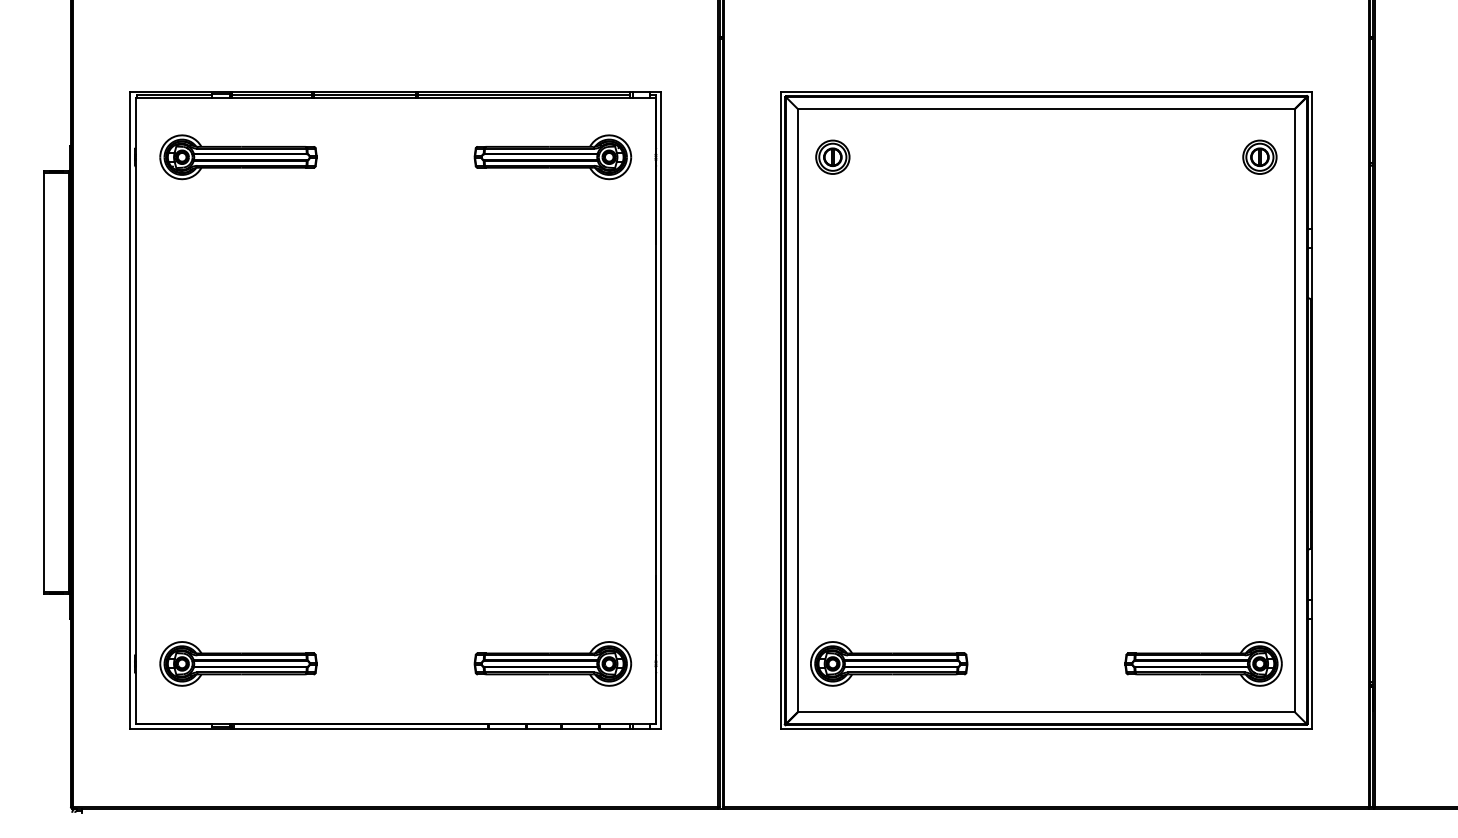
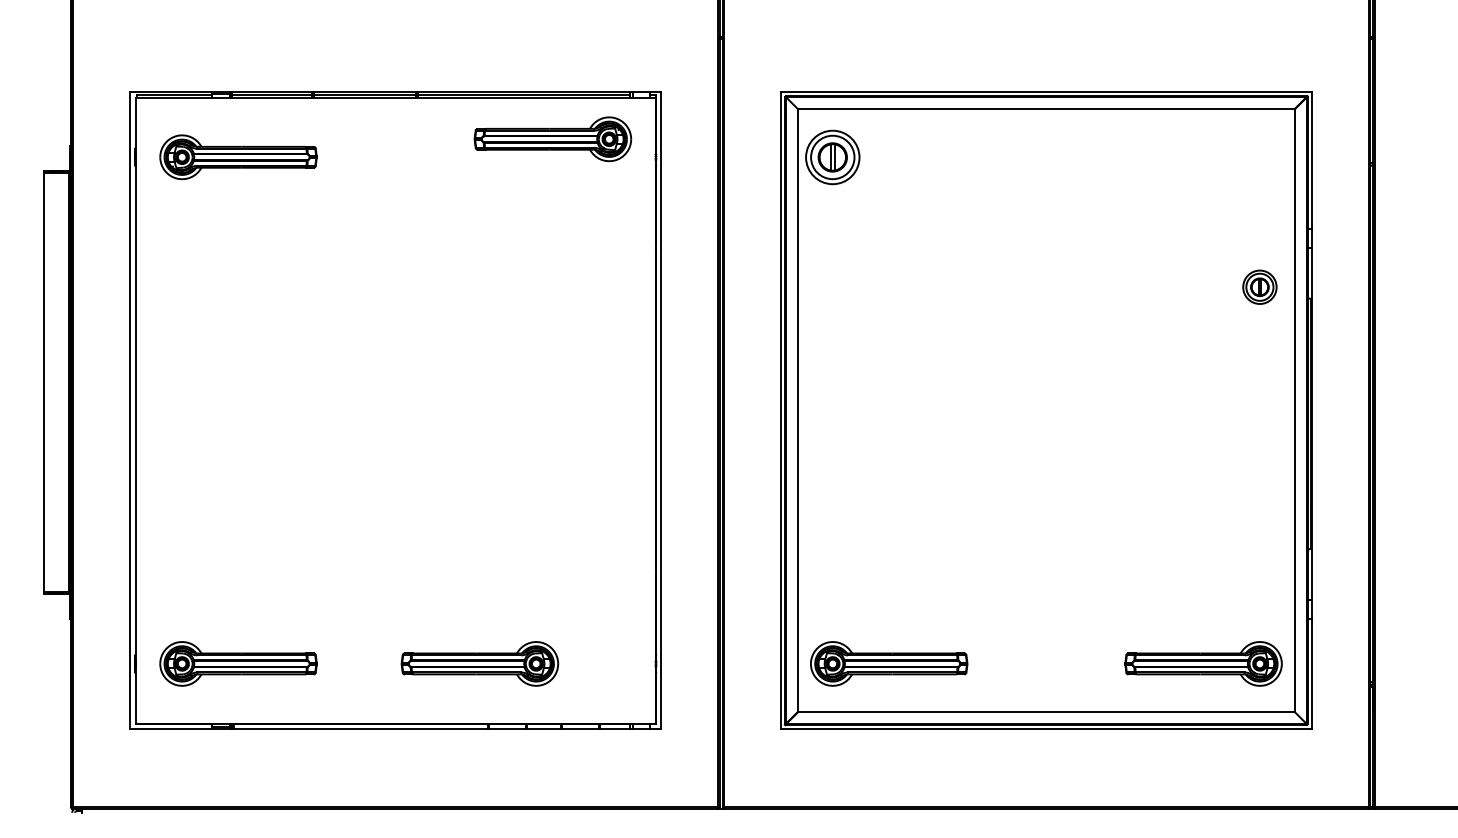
part size: 36x36 px -> 56x57 px (832, 157)
part position: (1259, 156) -> (1259, 286) (1259, 286)
part position: (552, 157) -> (552, 139) (552, 139)
part position: (552, 663) -> (479, 663) (479, 663)
